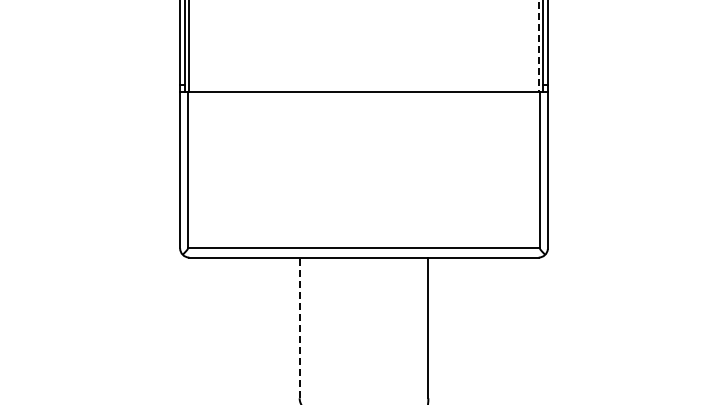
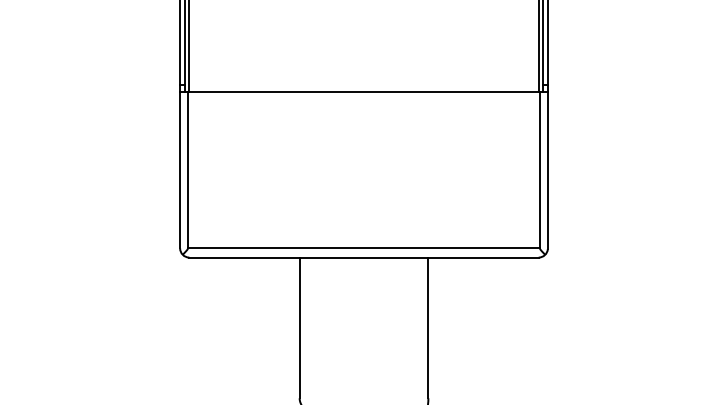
line: dashed -> solid (538, 46)
line: dashed -> solid (299, 327)
